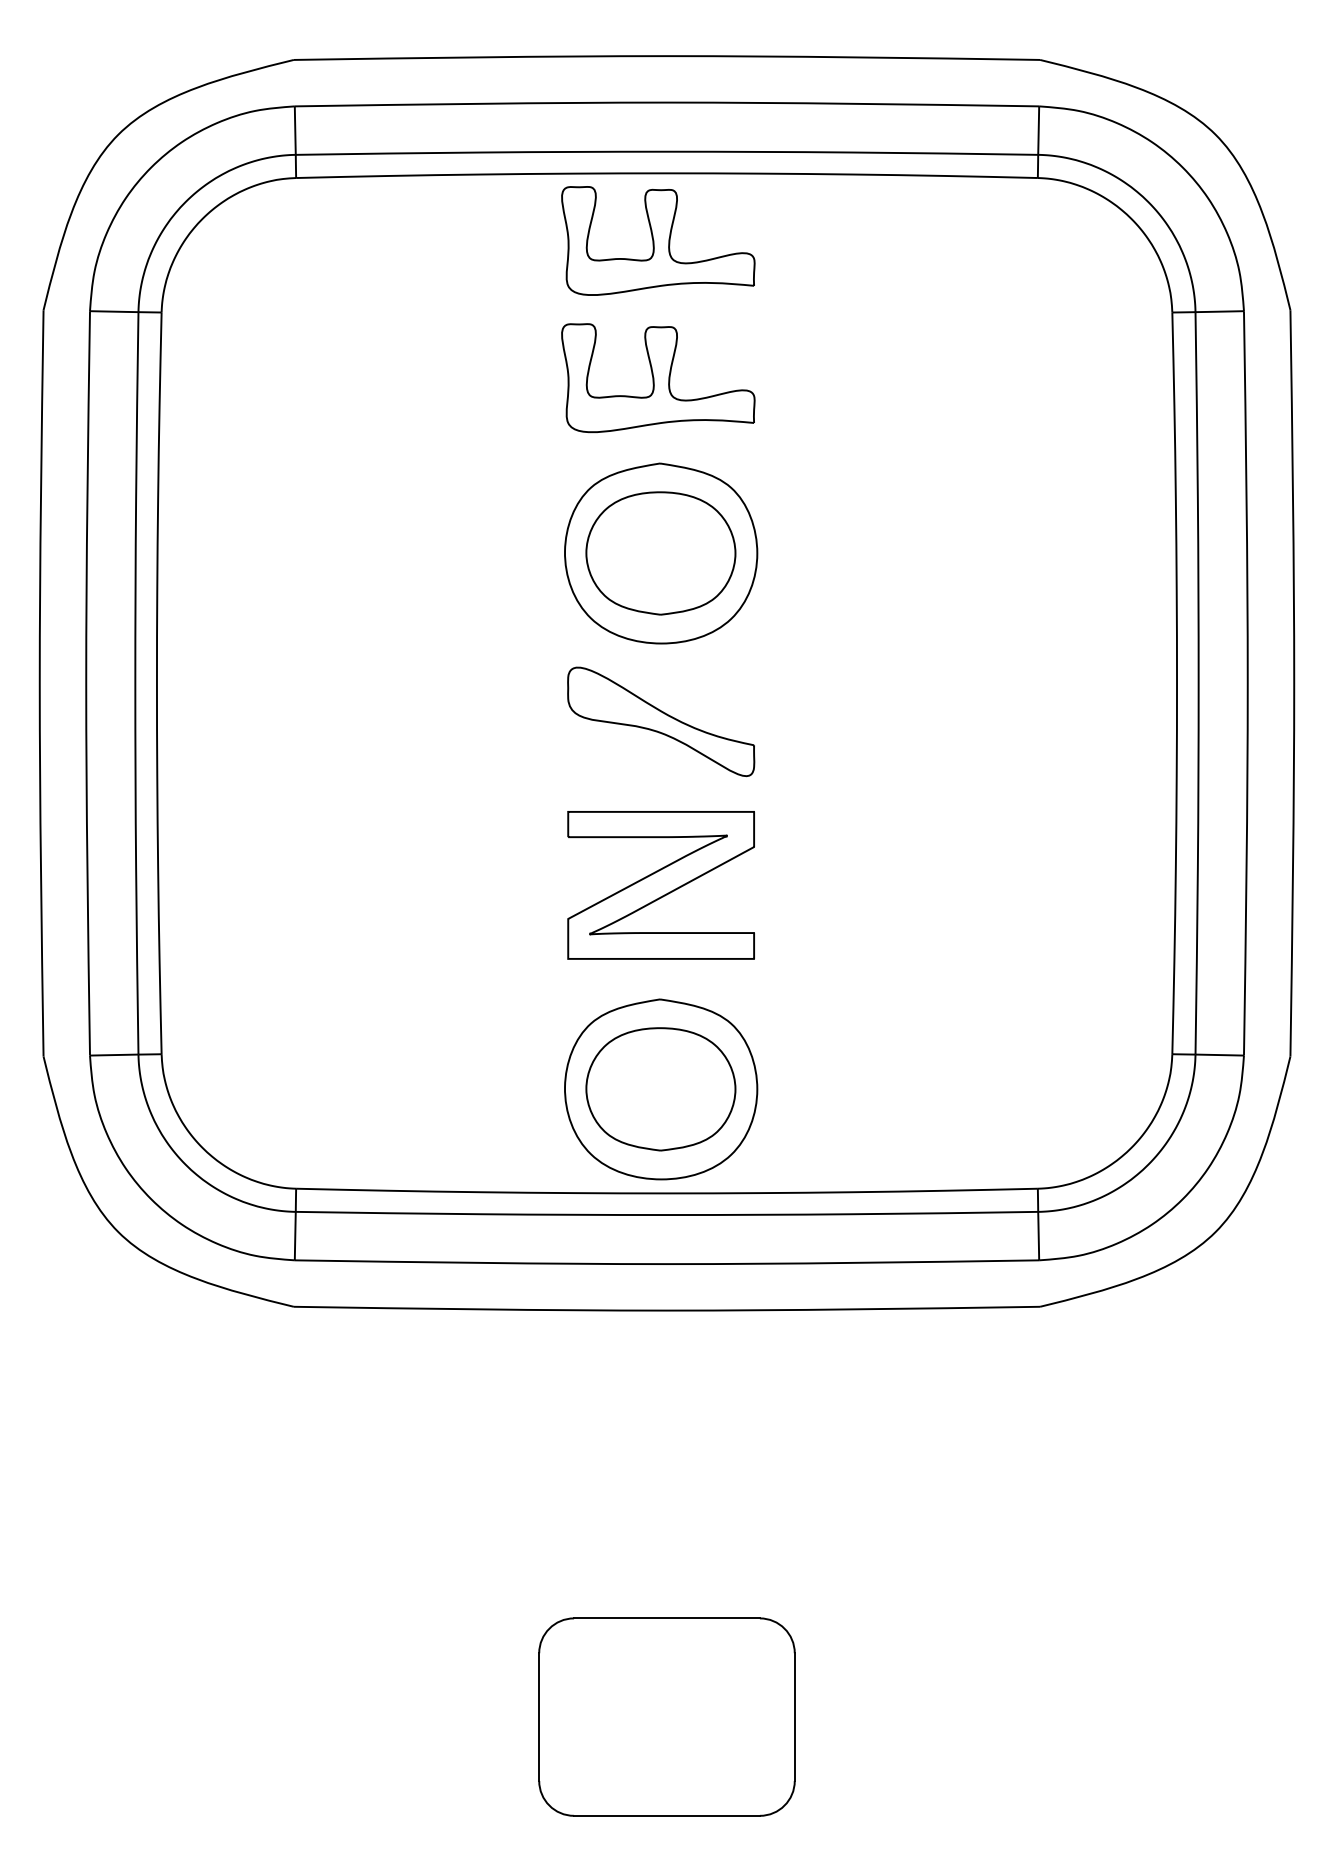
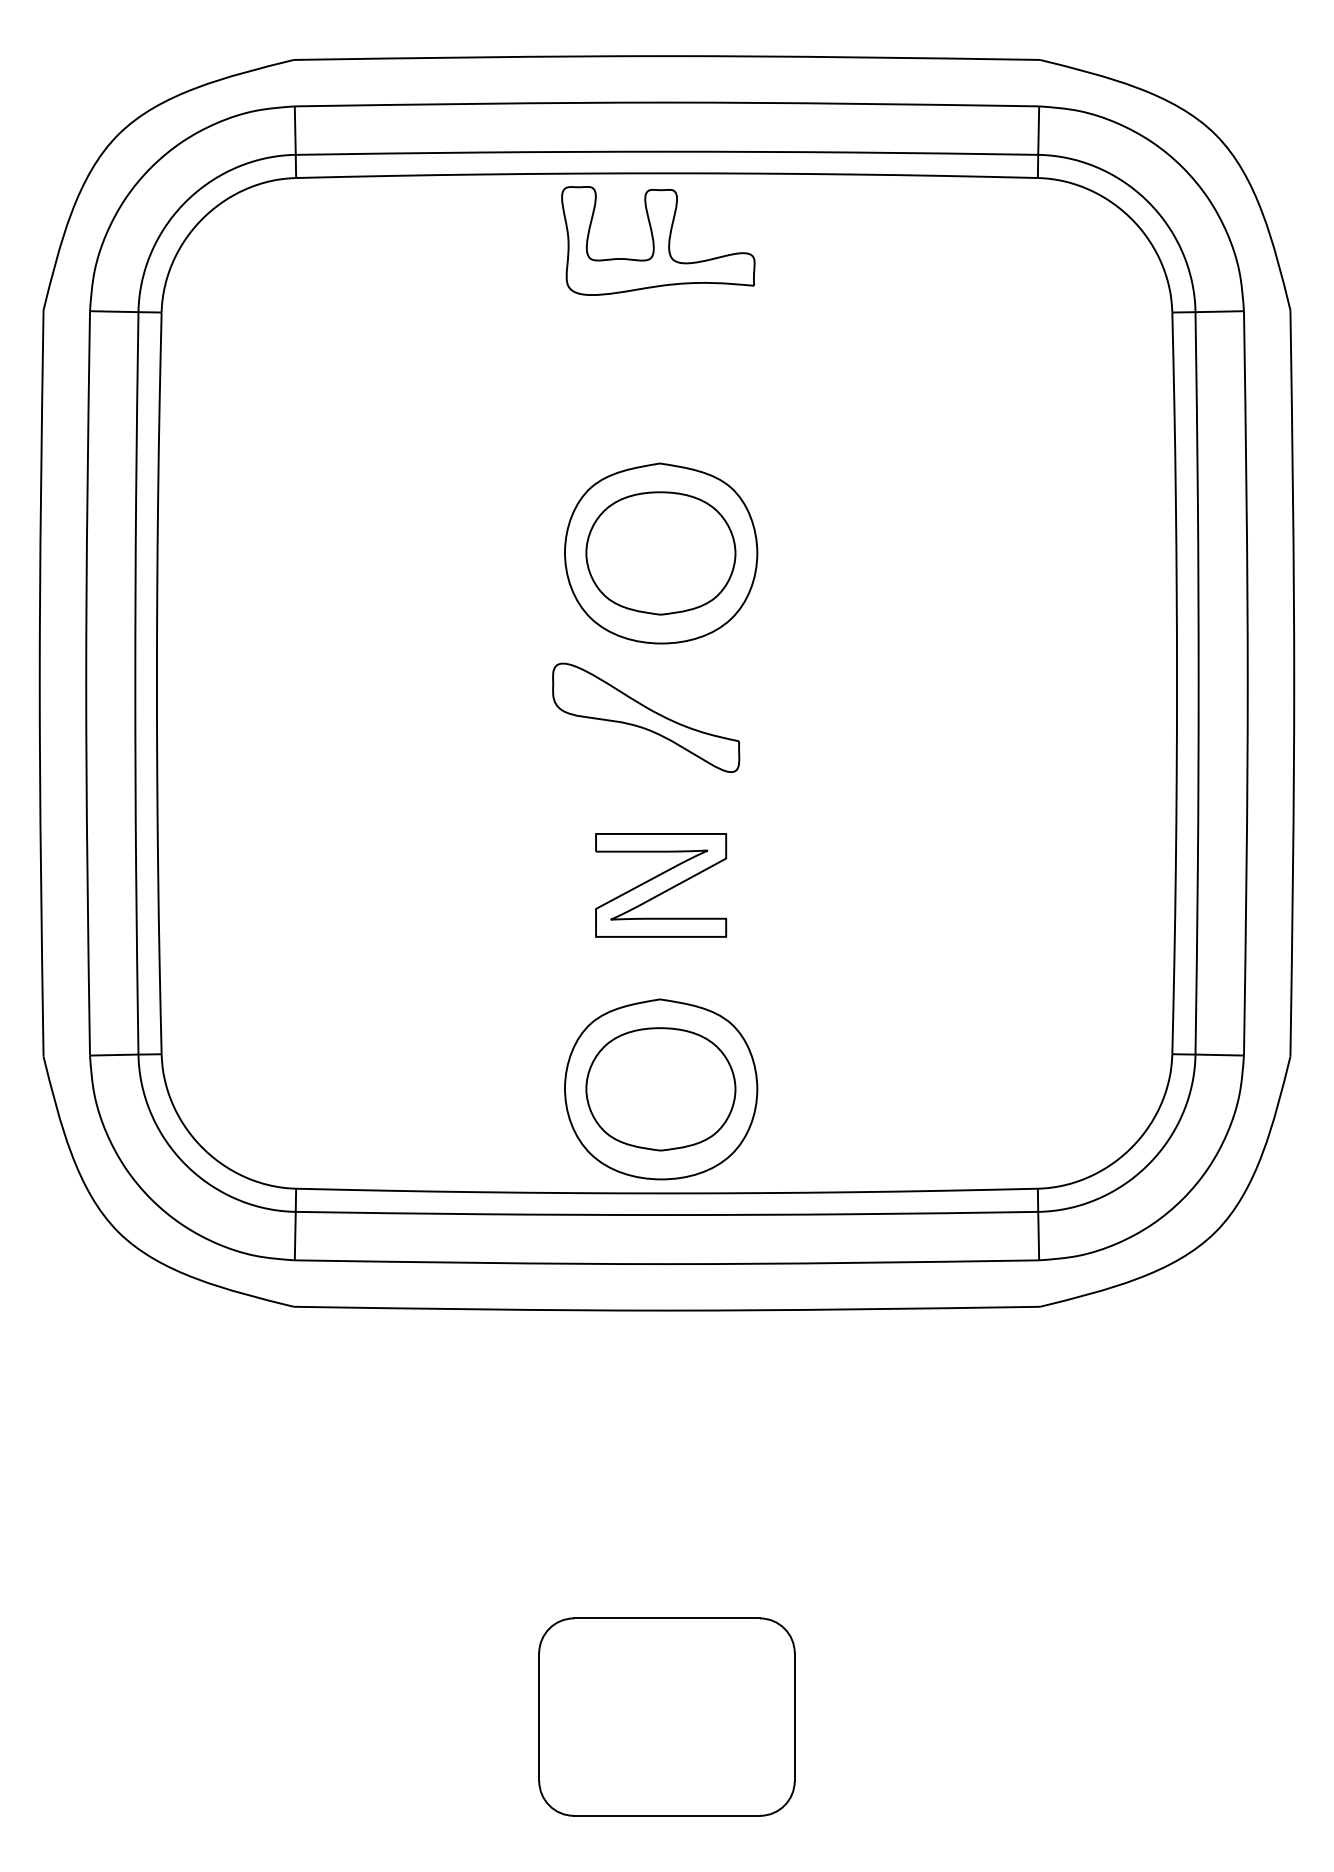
part: present -> none (658, 378)
part position: (661, 721) -> (646, 717) (646, 717)
part size: 188x149 px -> 133x105 px (661, 885)
